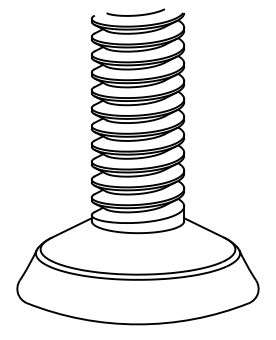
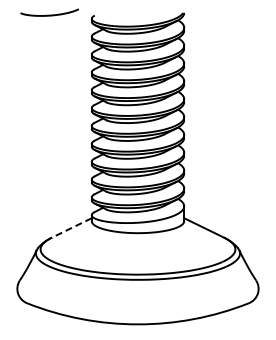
curve position: (135, 14) -> (49, 14) (49, 14)
line: solid -> dashed (71, 228)
